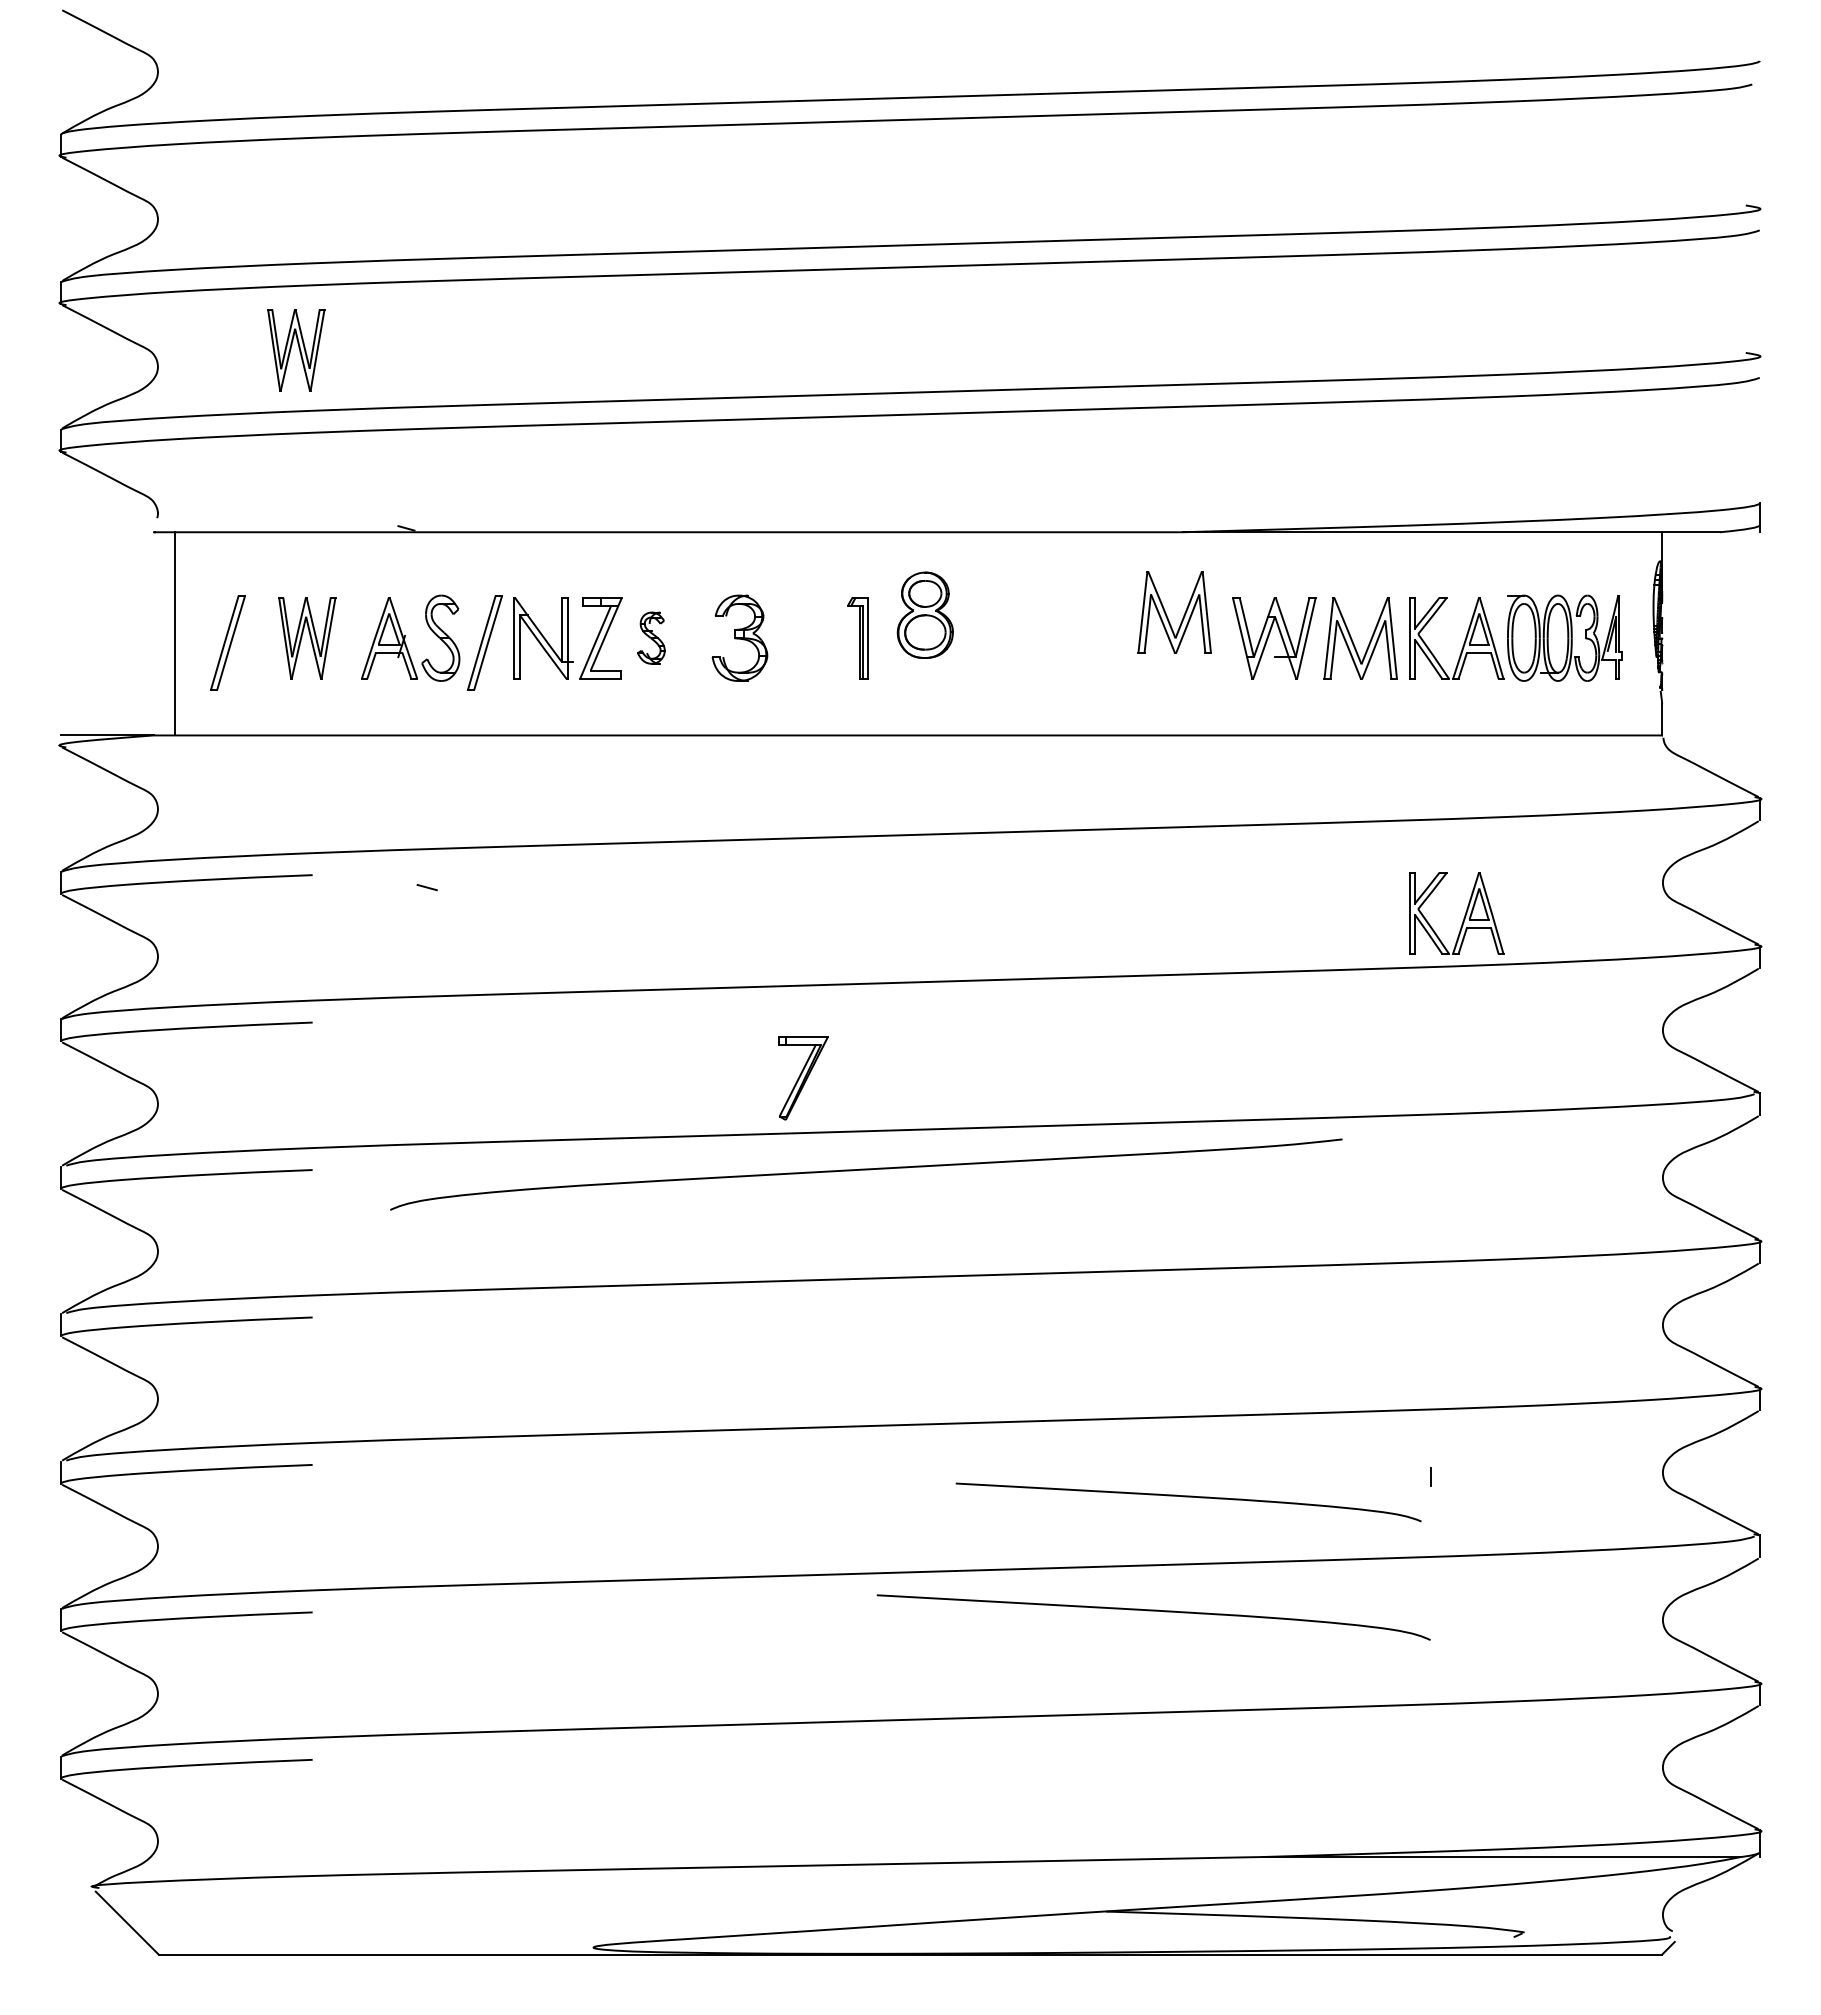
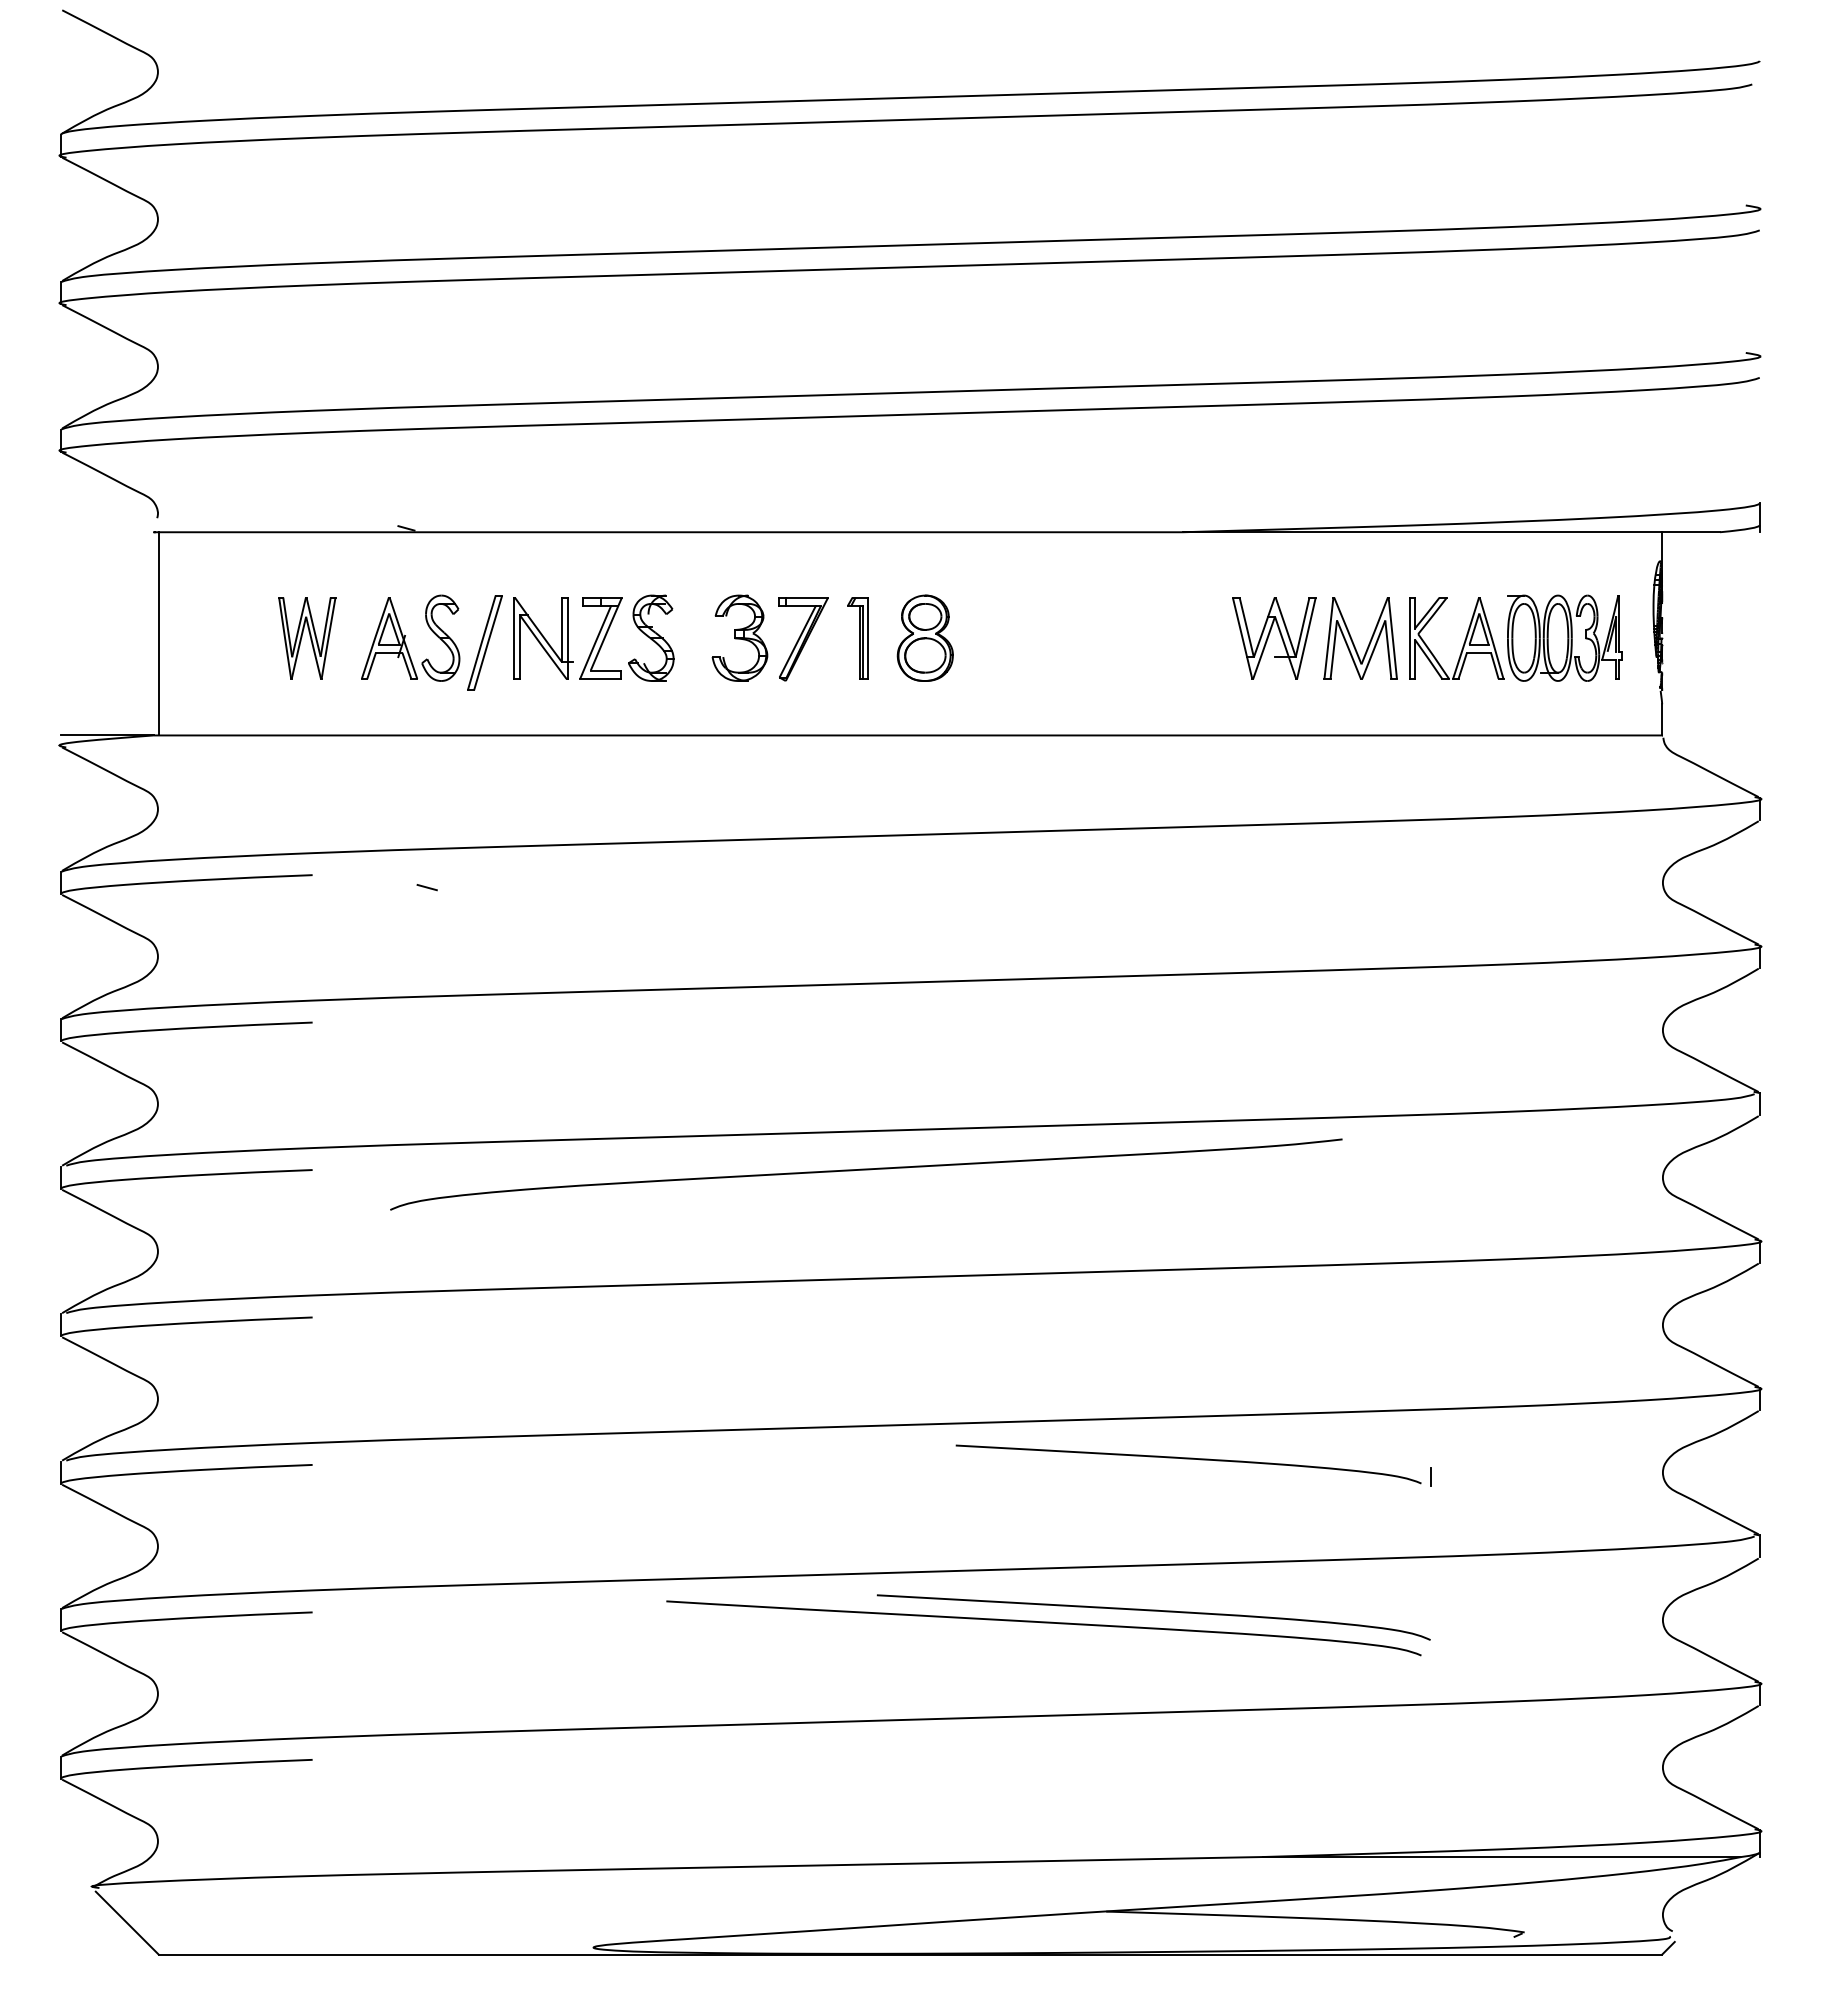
part: present -> none (296, 350)
part position: (924, 614) -> (924, 637) (924, 637)
part: present -> none (1167, 615)
line position: (174, 633) -> (158, 633) (158, 633)
part size: 29x54 px -> 47x88 px (651, 637)
part: present -> none (227, 642)
part: present -> none (1464, 915)
part position: (803, 1078) -> (803, 639) (803, 639)
curve position: (1188, 1497) -> (1188, 1459) (1188, 1459)
curve: none -> present (1043, 1623)
